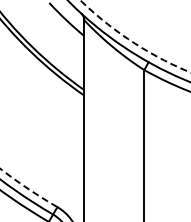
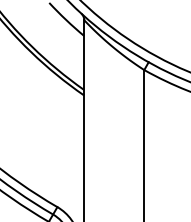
circle: dashed -> solid (135, 36)
arc: dashed -> solid (27, 188)
